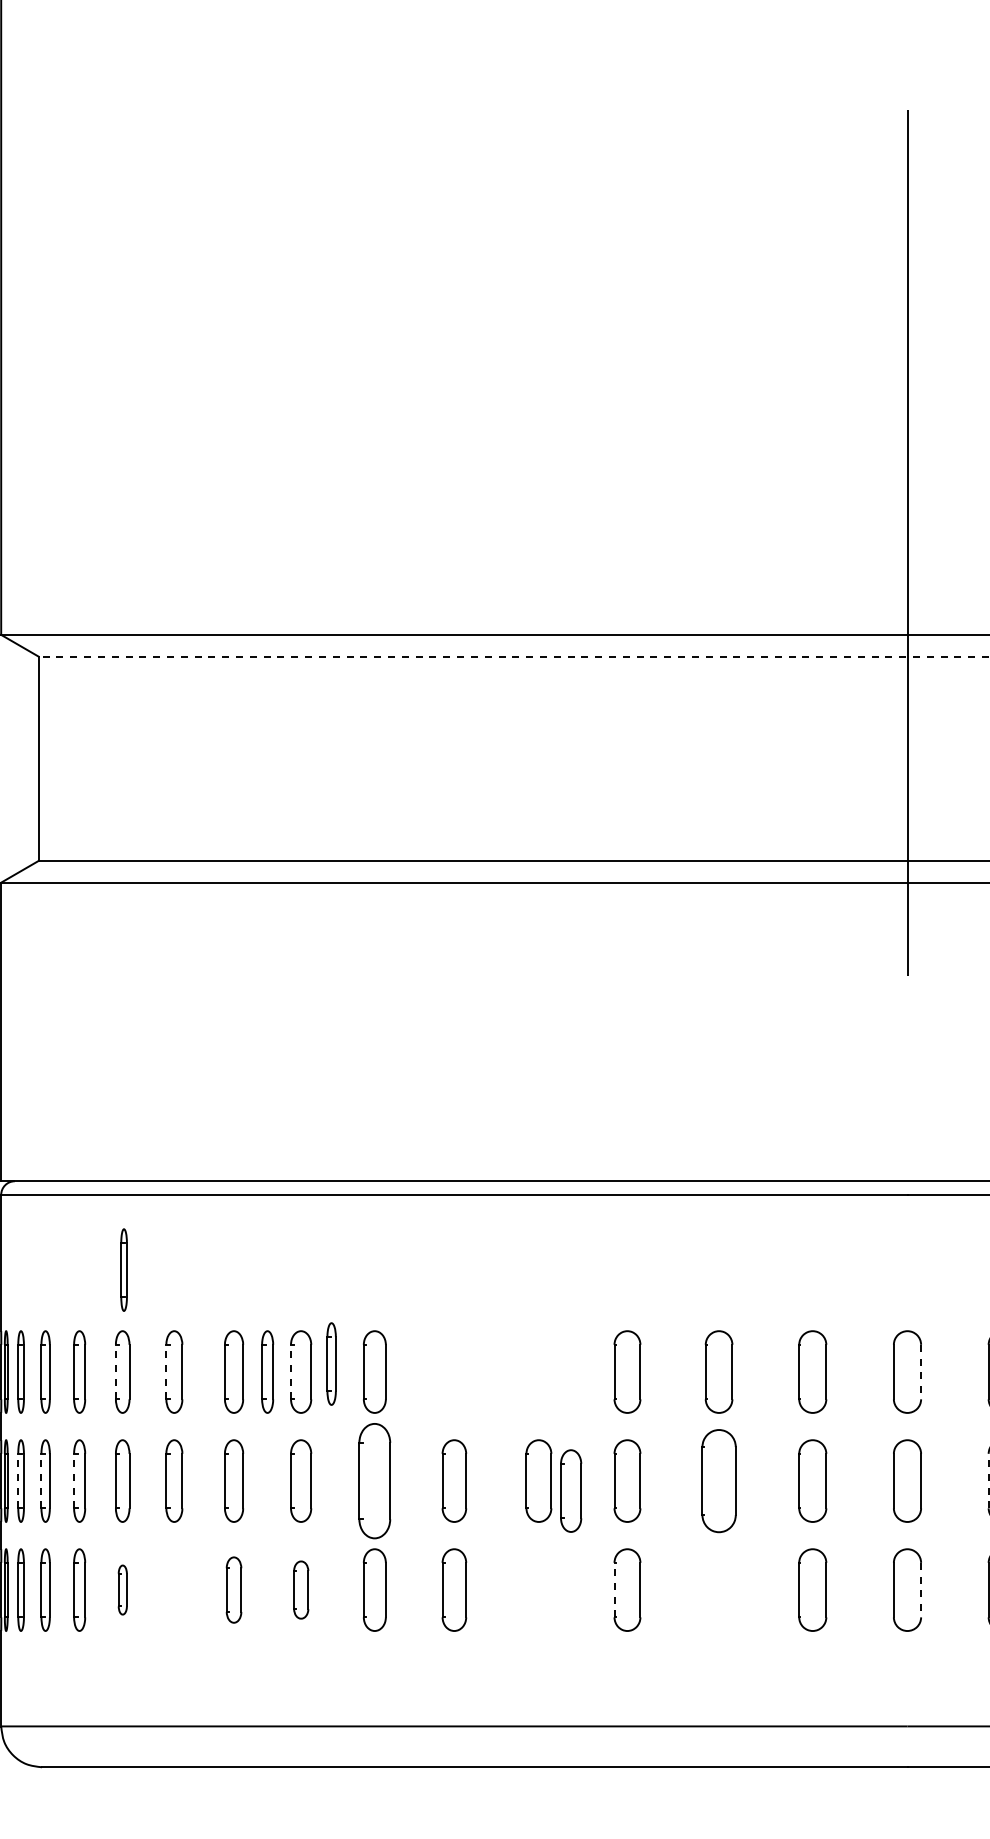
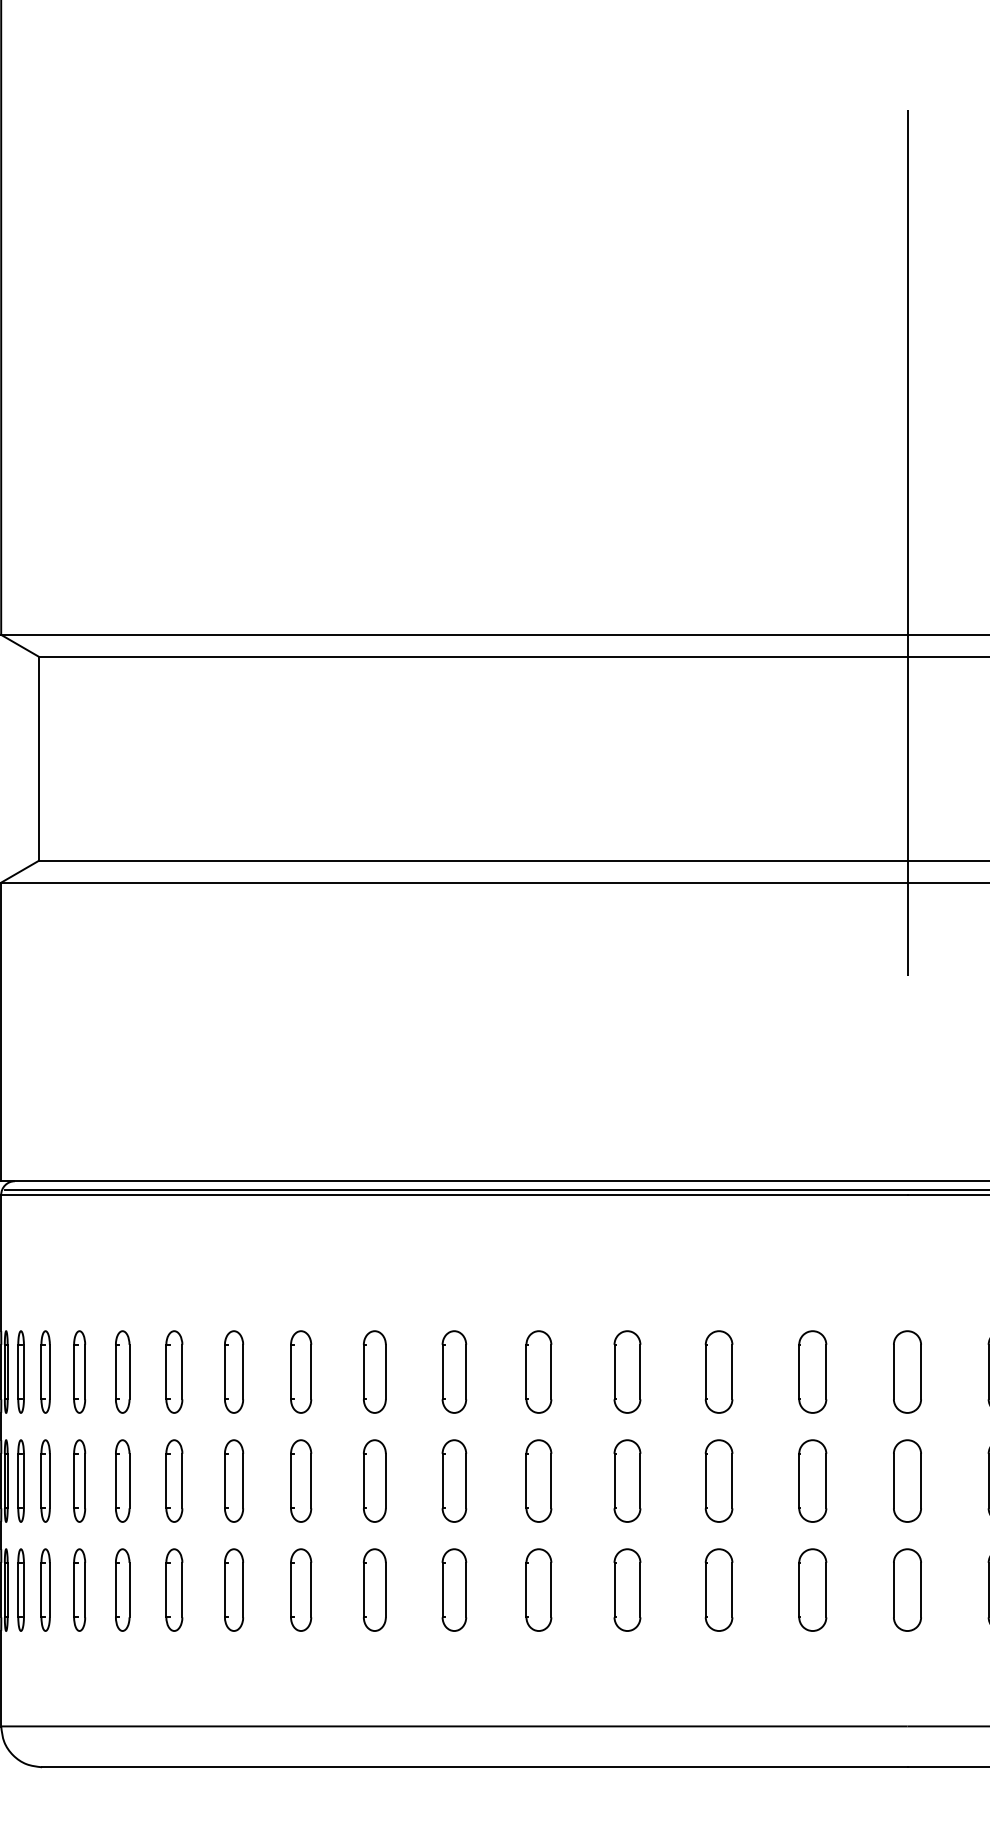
line: dashed -> solid (513, 656)
line: none -> present (495, 1189)
part: present -> none (123, 1269)
part: present -> none (331, 1363)
line: dashed -> solid (115, 1371)
line: dashed -> solid (166, 1371)
part: present -> none (267, 1371)
line: dashed -> solid (291, 1371)
part: none -> present (454, 1371)
part: none -> present (538, 1371)
line: dashed -> solid (921, 1372)
line: dashed -> solid (18, 1480)
line: dashed -> solid (41, 1480)
line: dashed -> solid (74, 1480)
line: dashed -> solid (988, 1480)
part size: 34x117 px -> 24x84 px (374, 1480)
part size: 36x105 px -> 30x84 px (718, 1480)
part: present -> none (571, 1490)
part size: 11x52 px -> 16x84 px (122, 1589)
part: none -> present (174, 1589)
part size: 18x68 px -> 20x84 px (233, 1589)
part size: 17x60 px -> 23x84 px (301, 1589)
part: none -> present (538, 1589)
line: dashed -> solid (614, 1589)
part: none -> present (718, 1589)
line: dashed -> solid (921, 1590)
